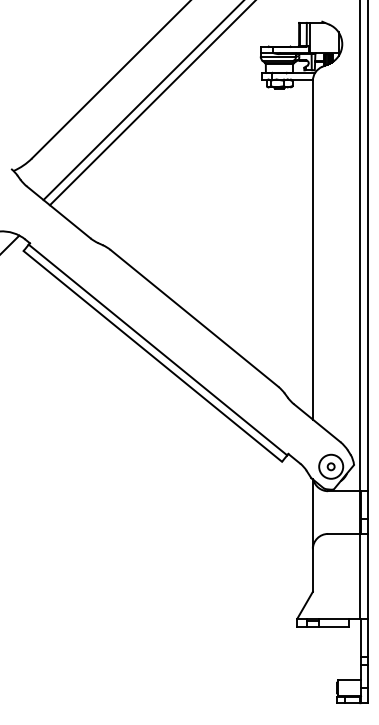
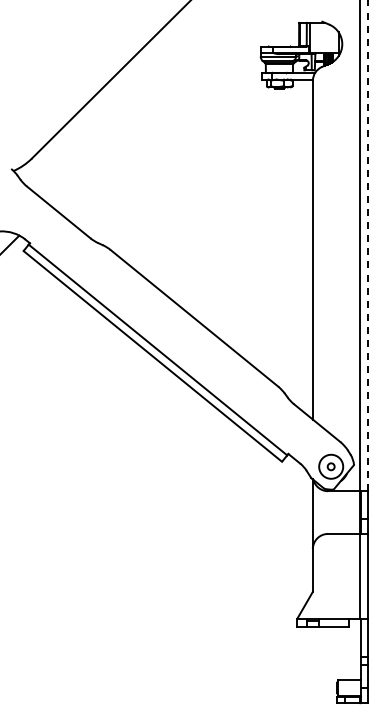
line: present -> none (142, 101)
line: present -> none (151, 103)
line: solid -> dashed (367, 245)
